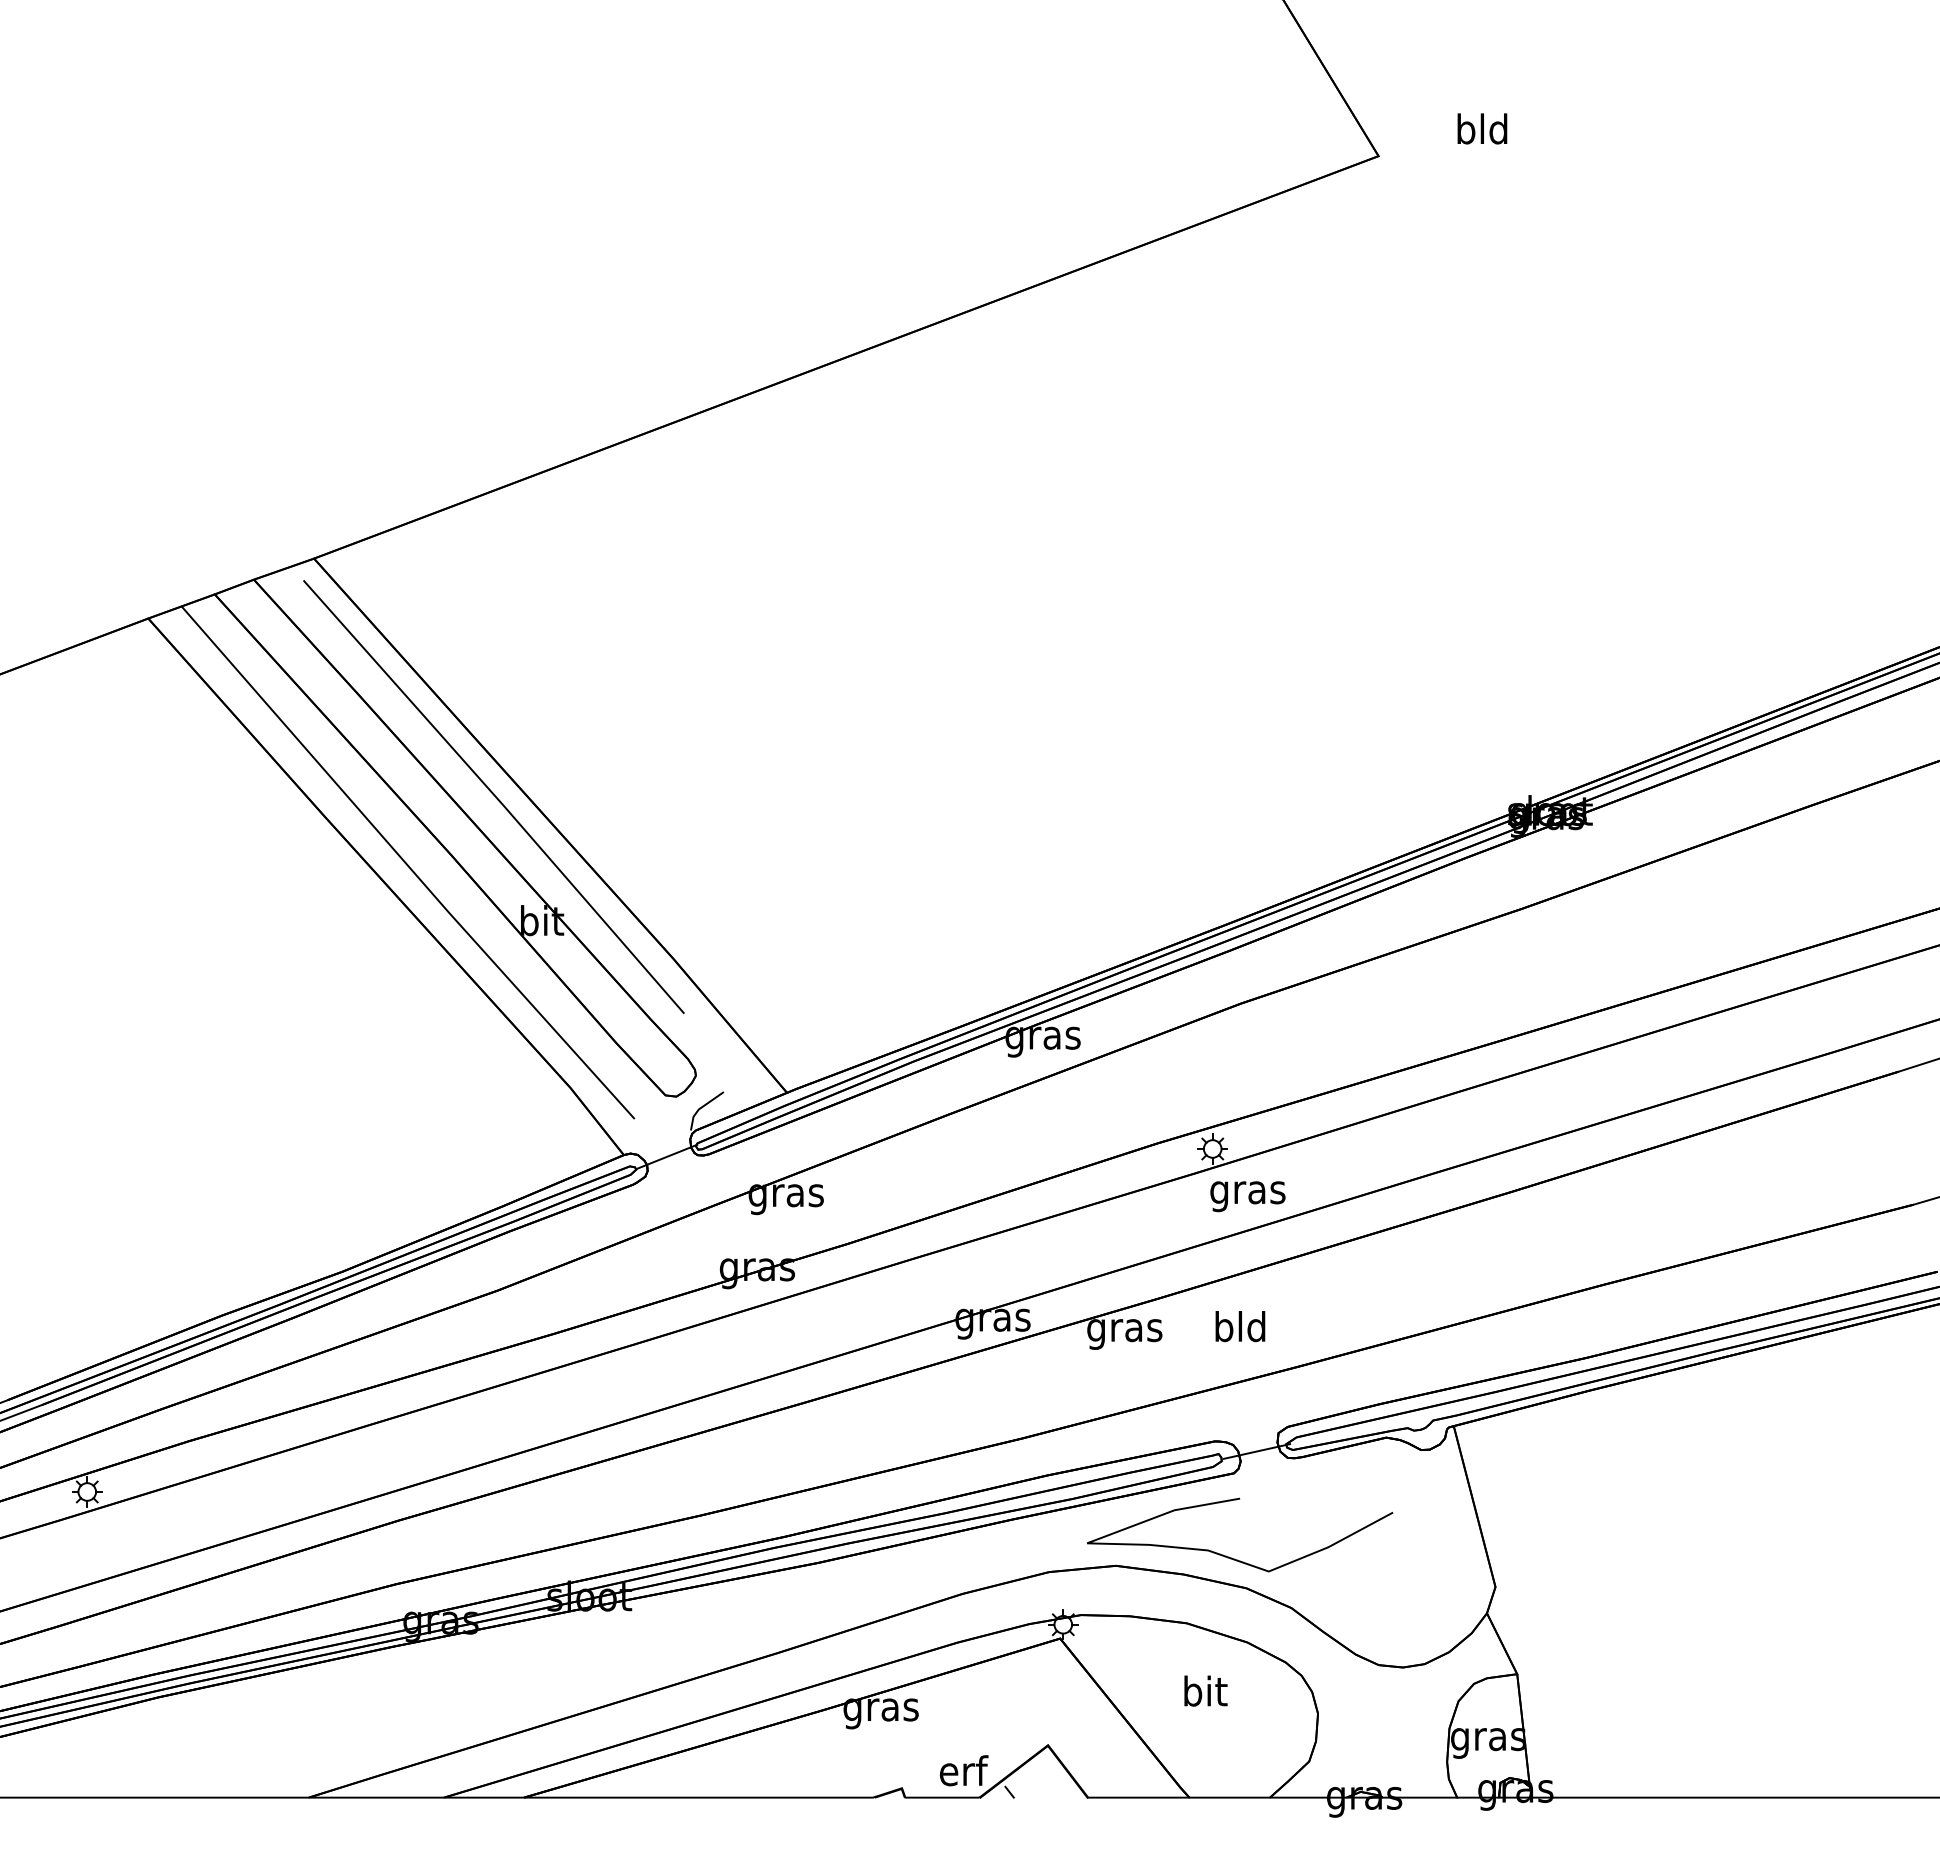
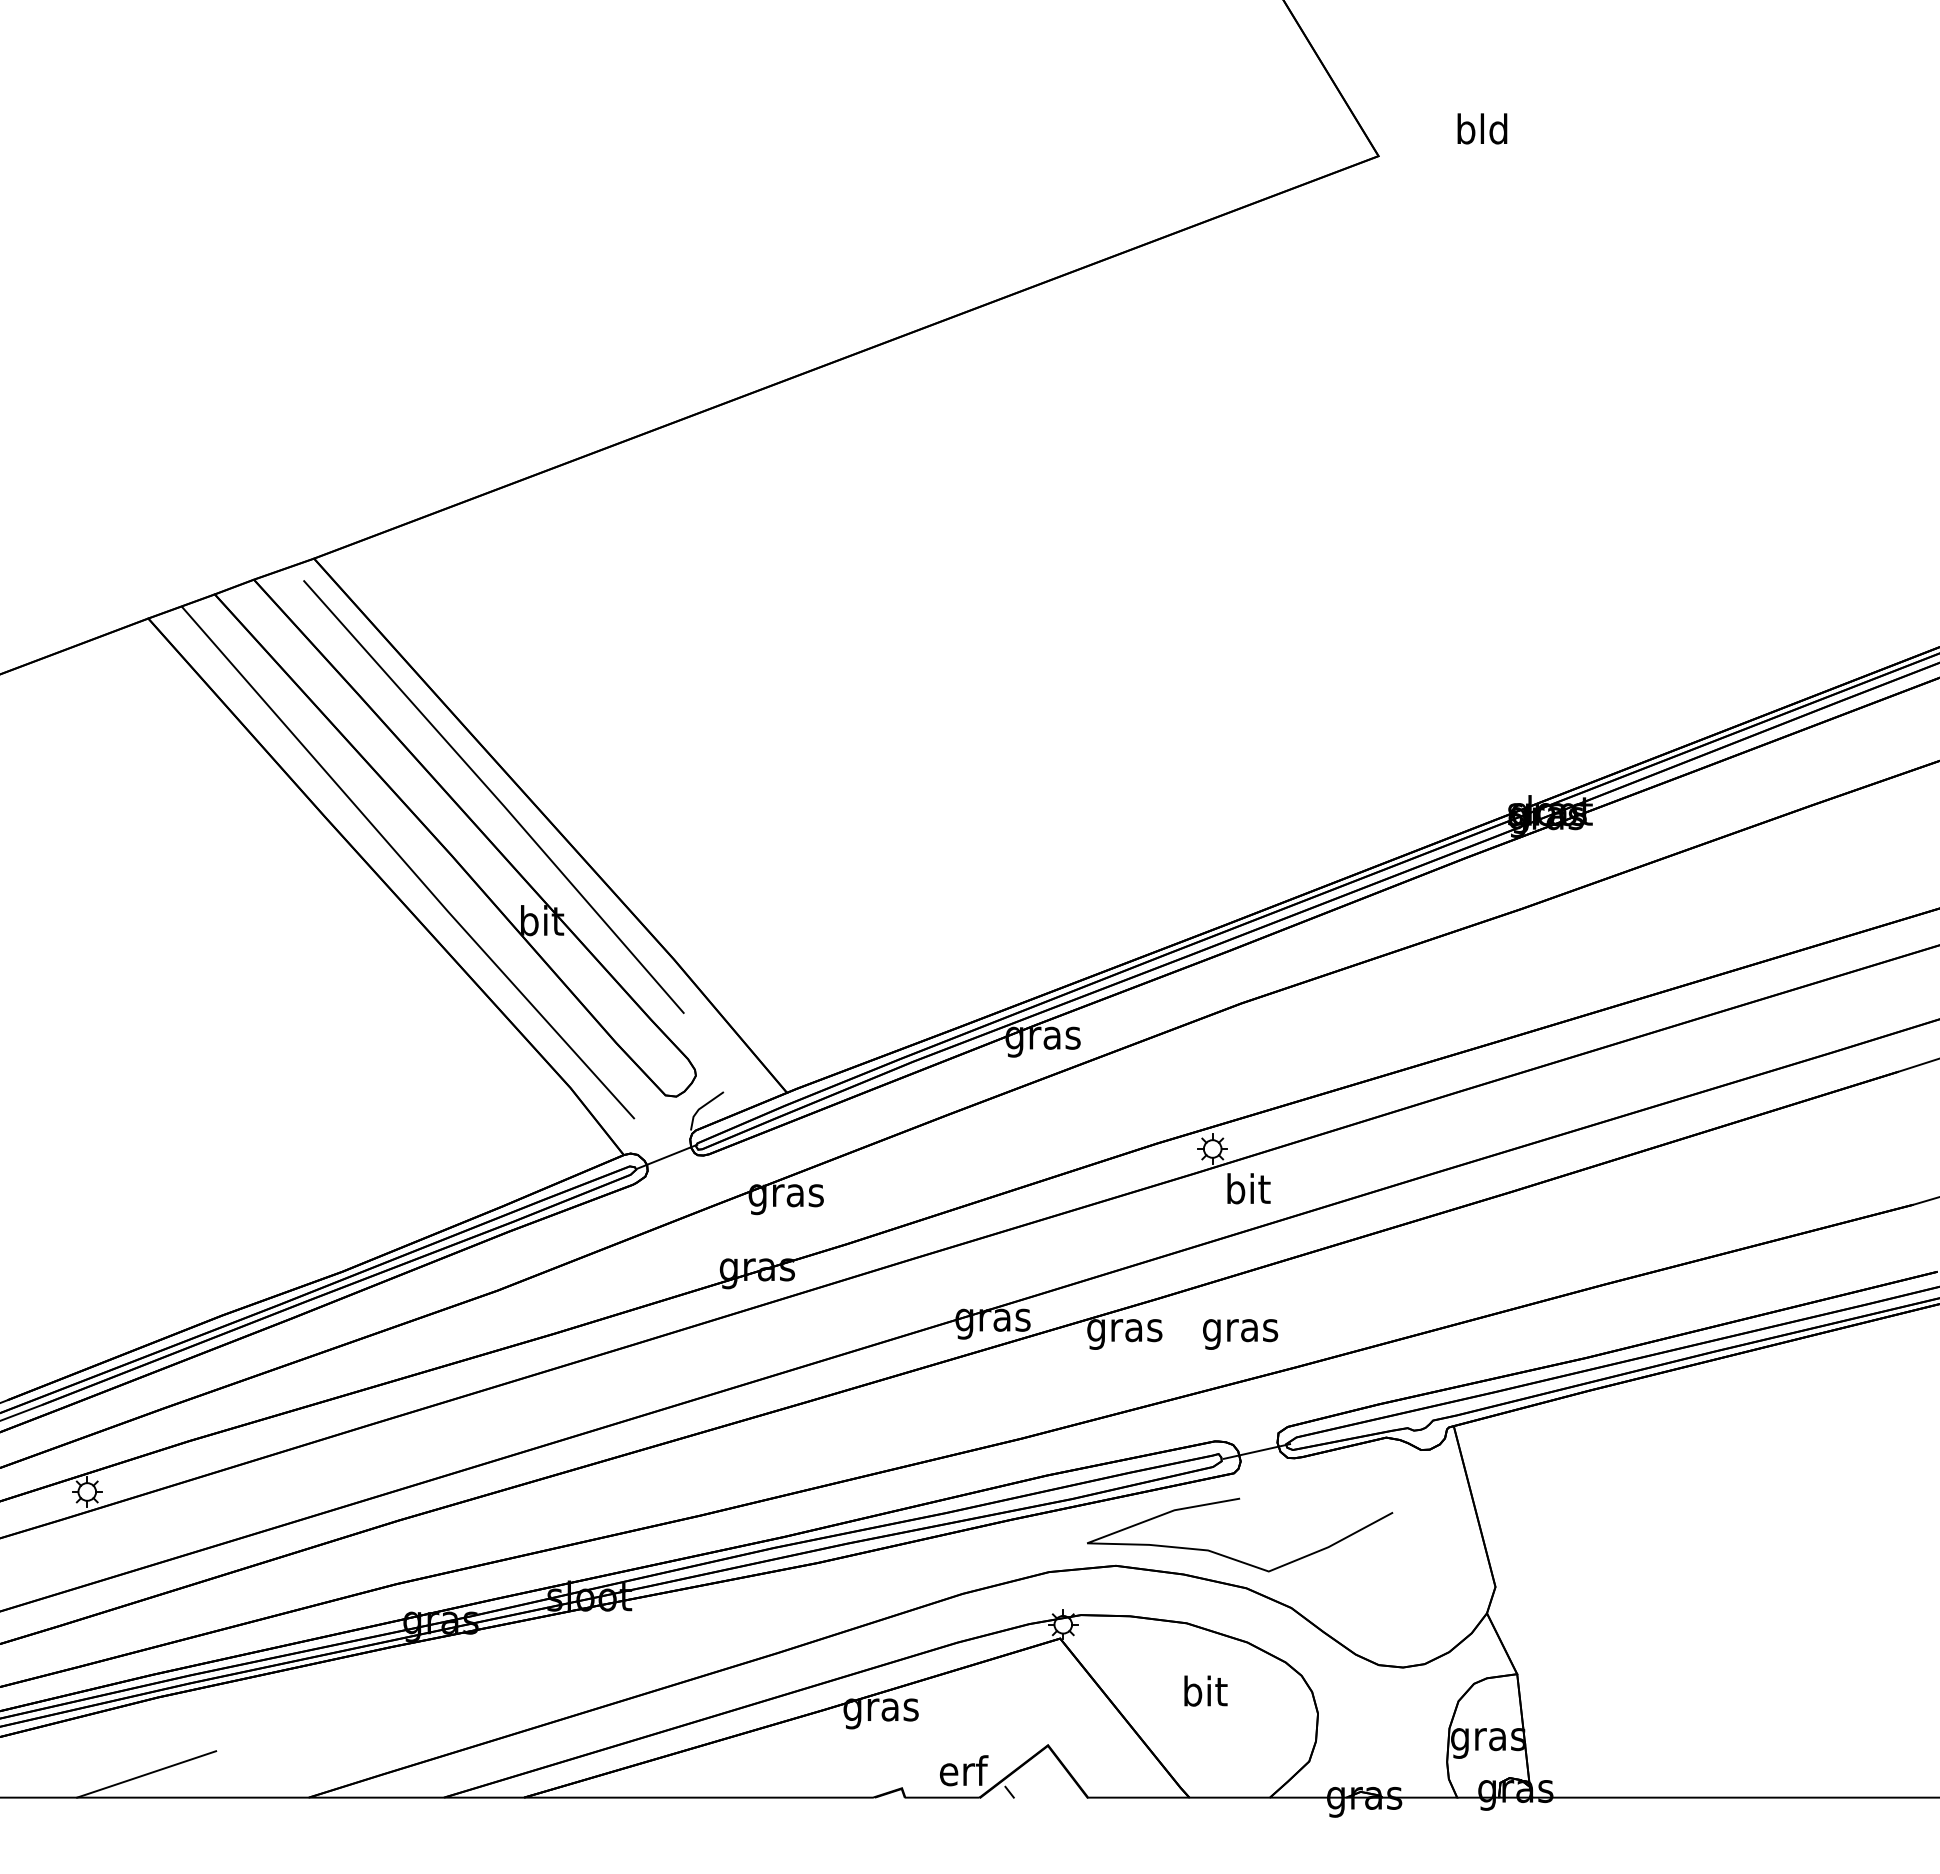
text: gras -> bit (1247, 1192)
text: bld -> gras (1240, 1330)
line: none -> present (146, 1774)
